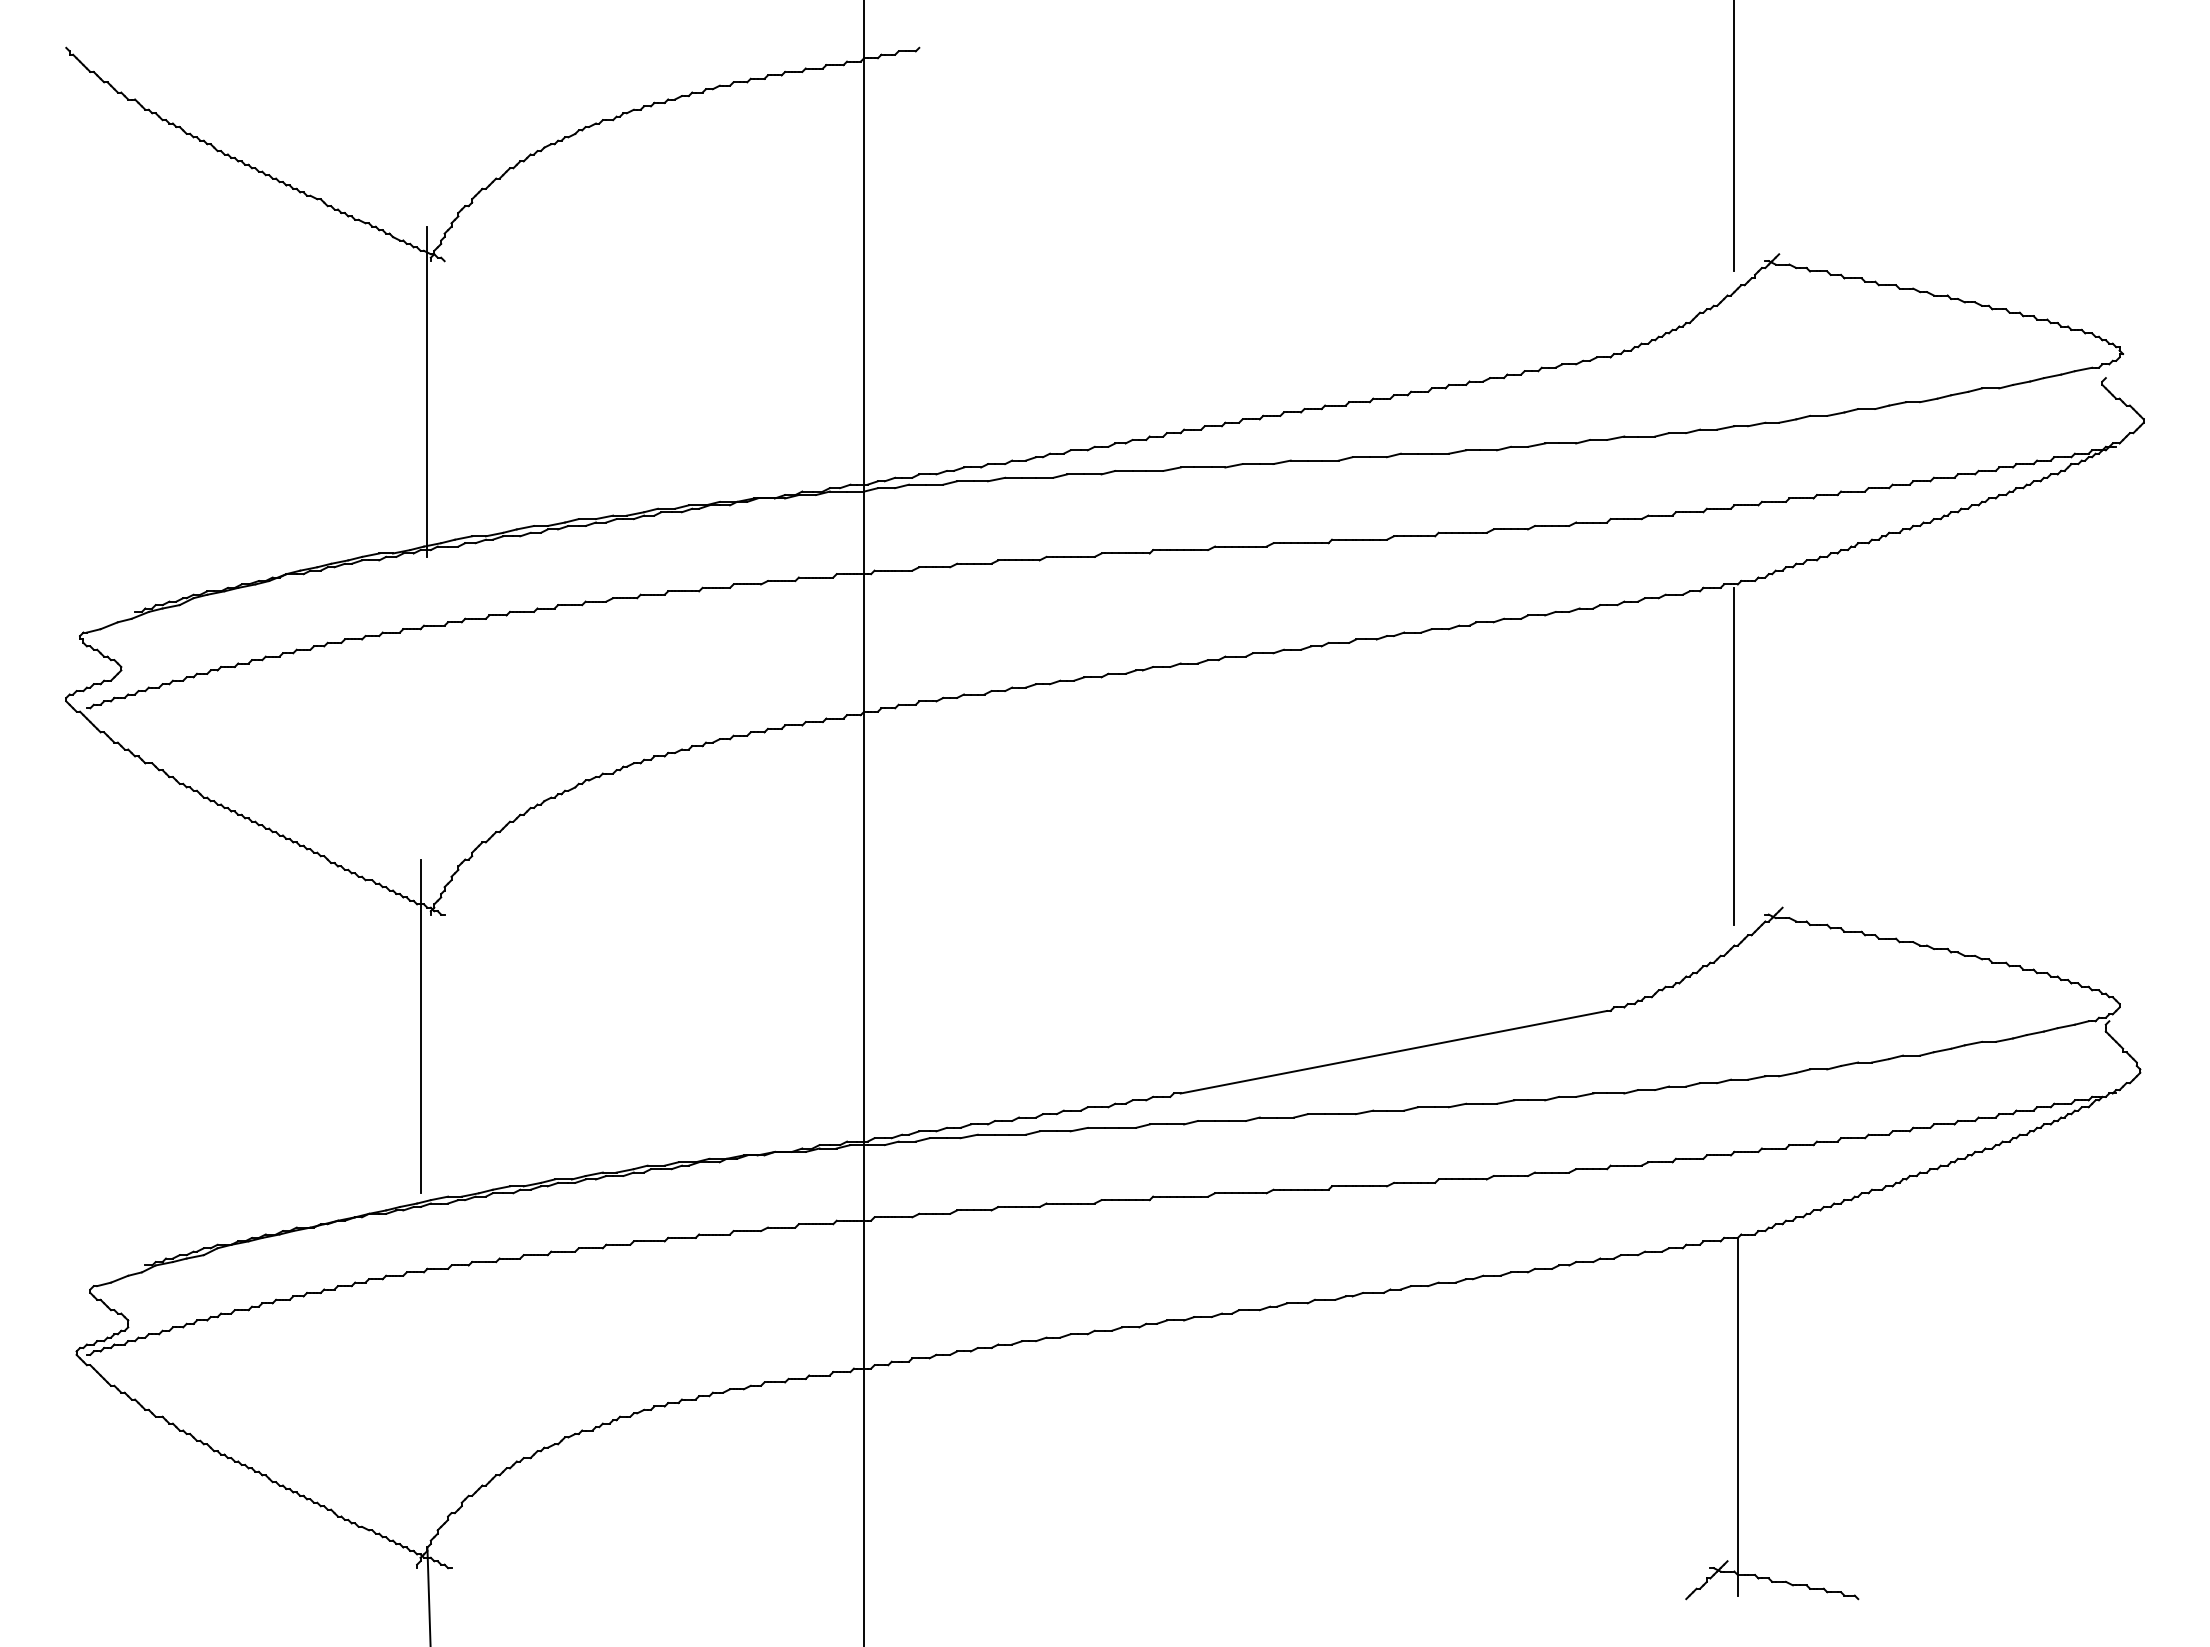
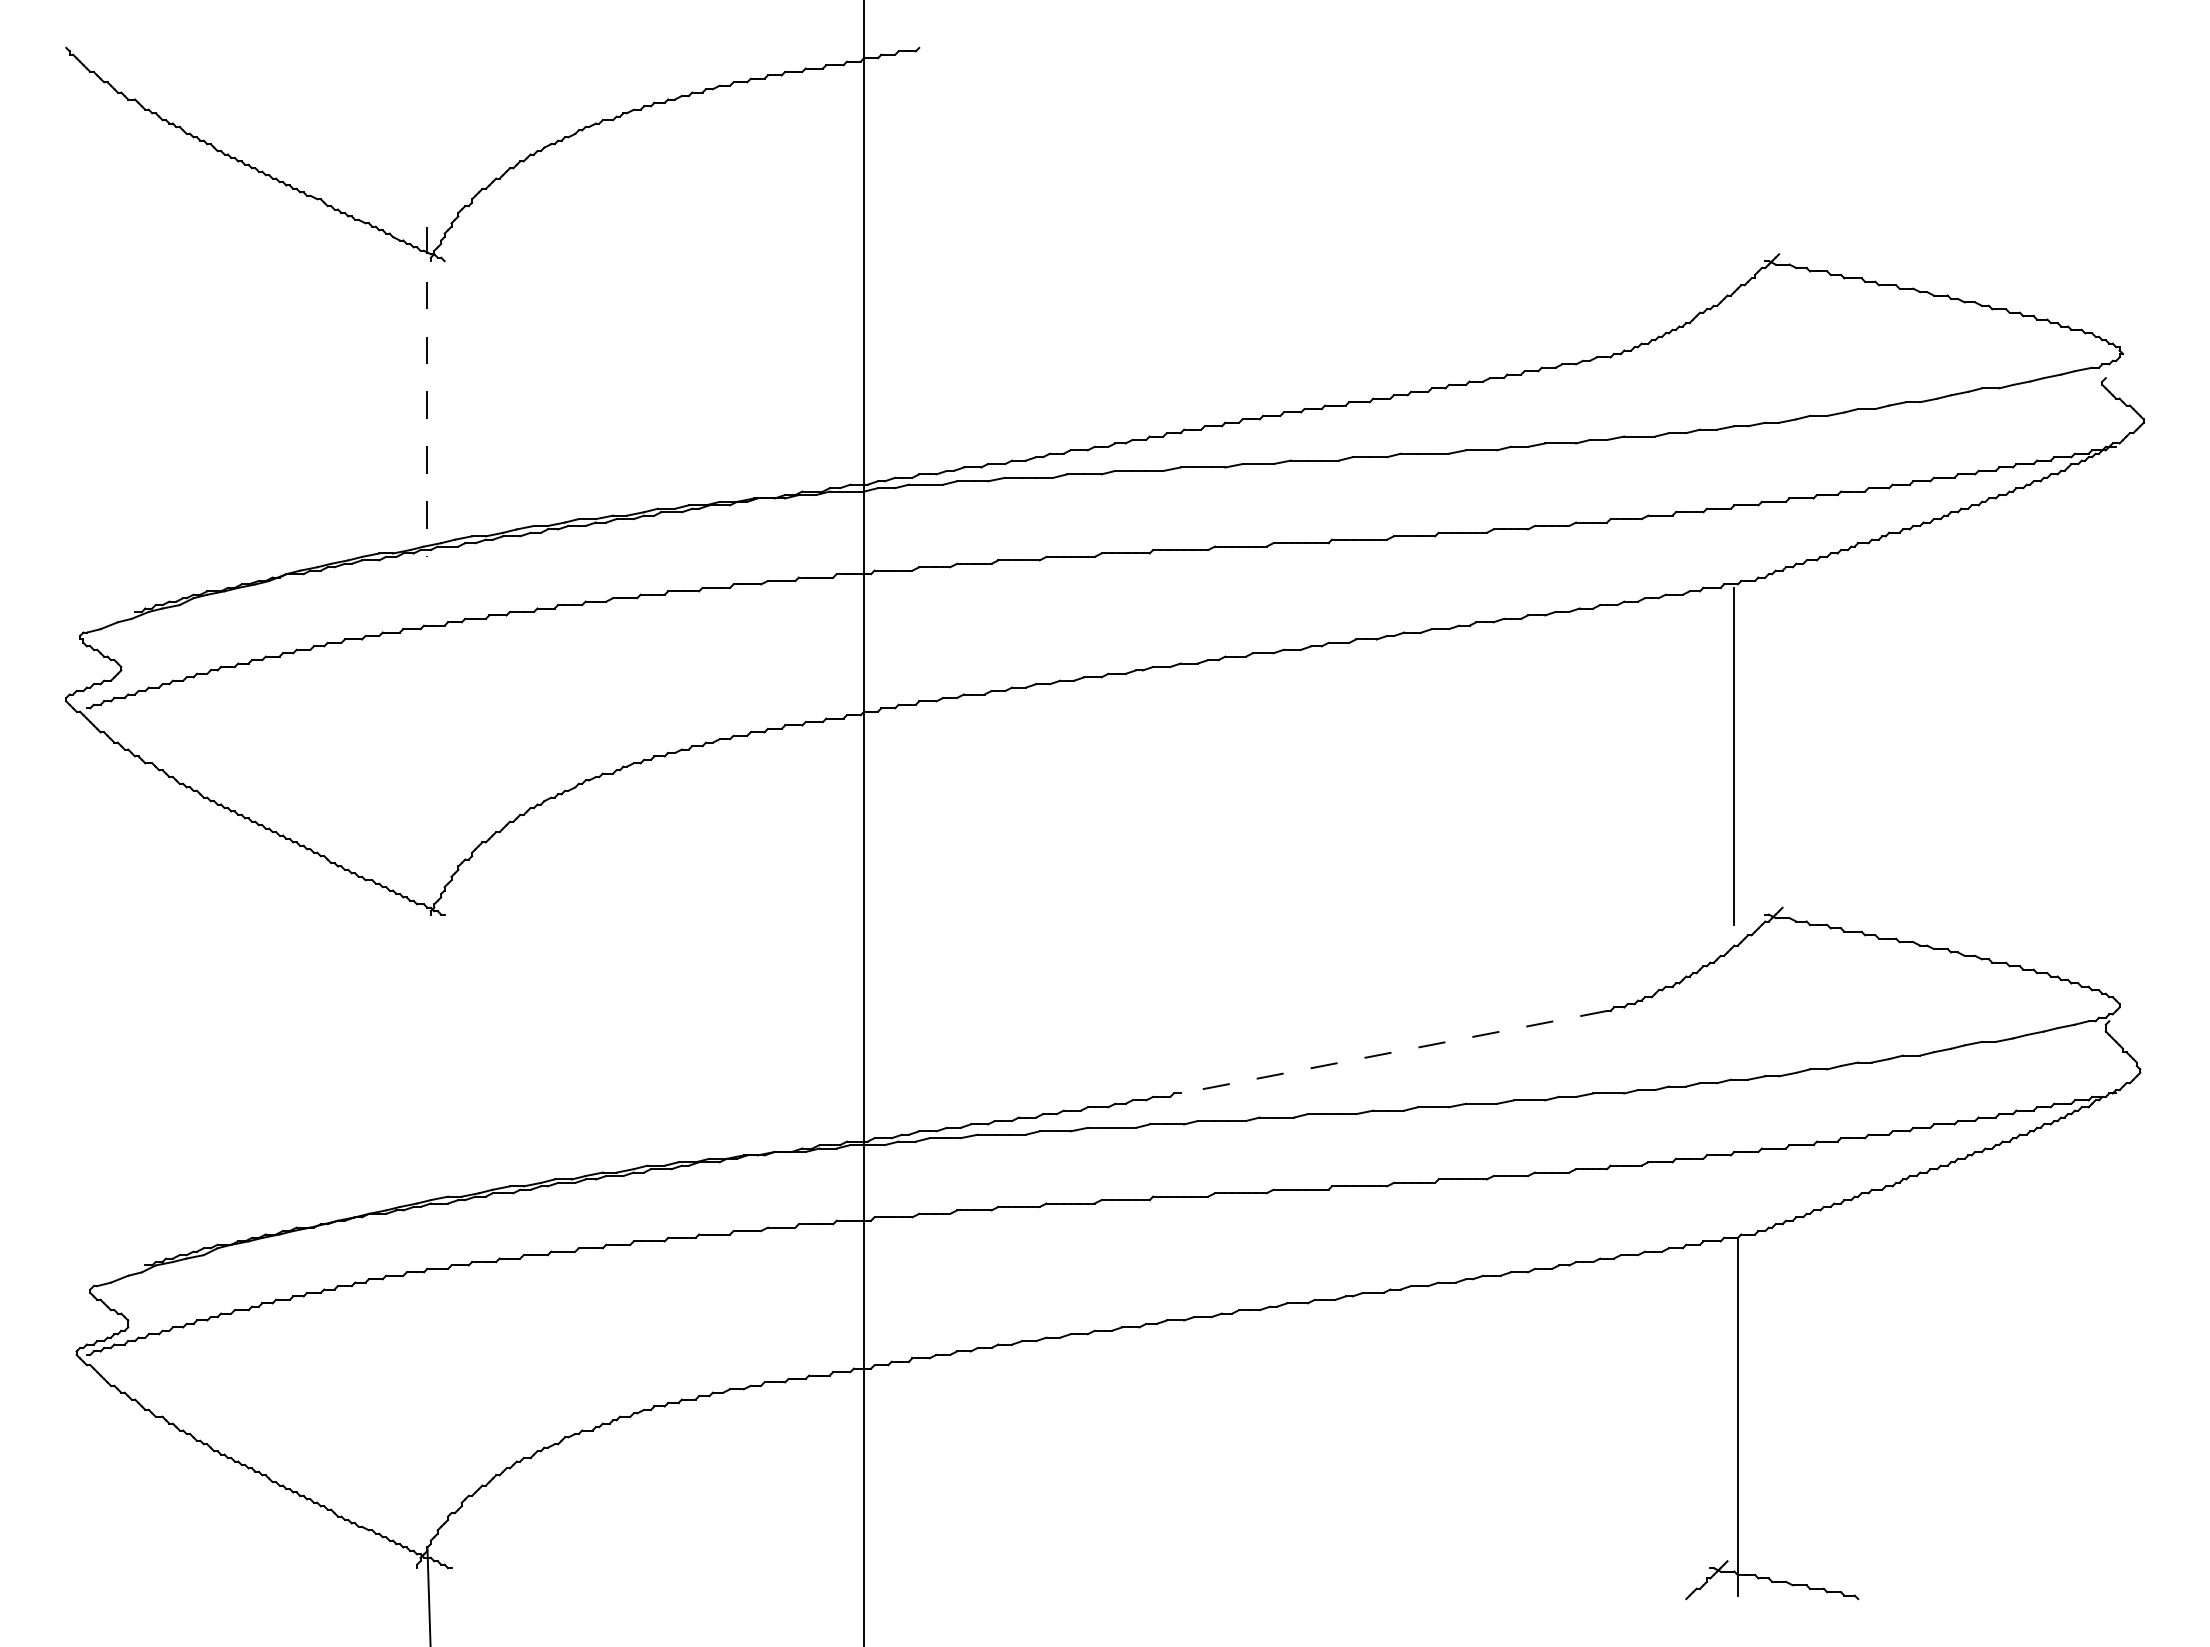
line: present -> none (1734, 136)
line: solid -> dashed (427, 392)
line: present -> none (420, 1026)
line: solid -> dashed (1393, 1052)
